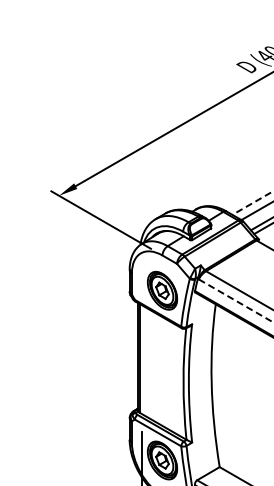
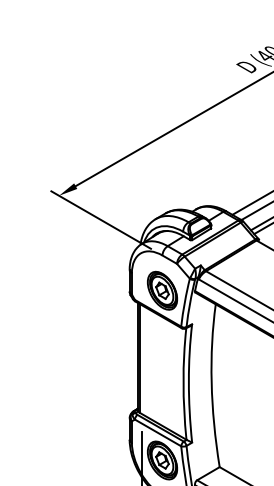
line: dashed -> solid (253, 202)
line: dashed -> solid (236, 300)
